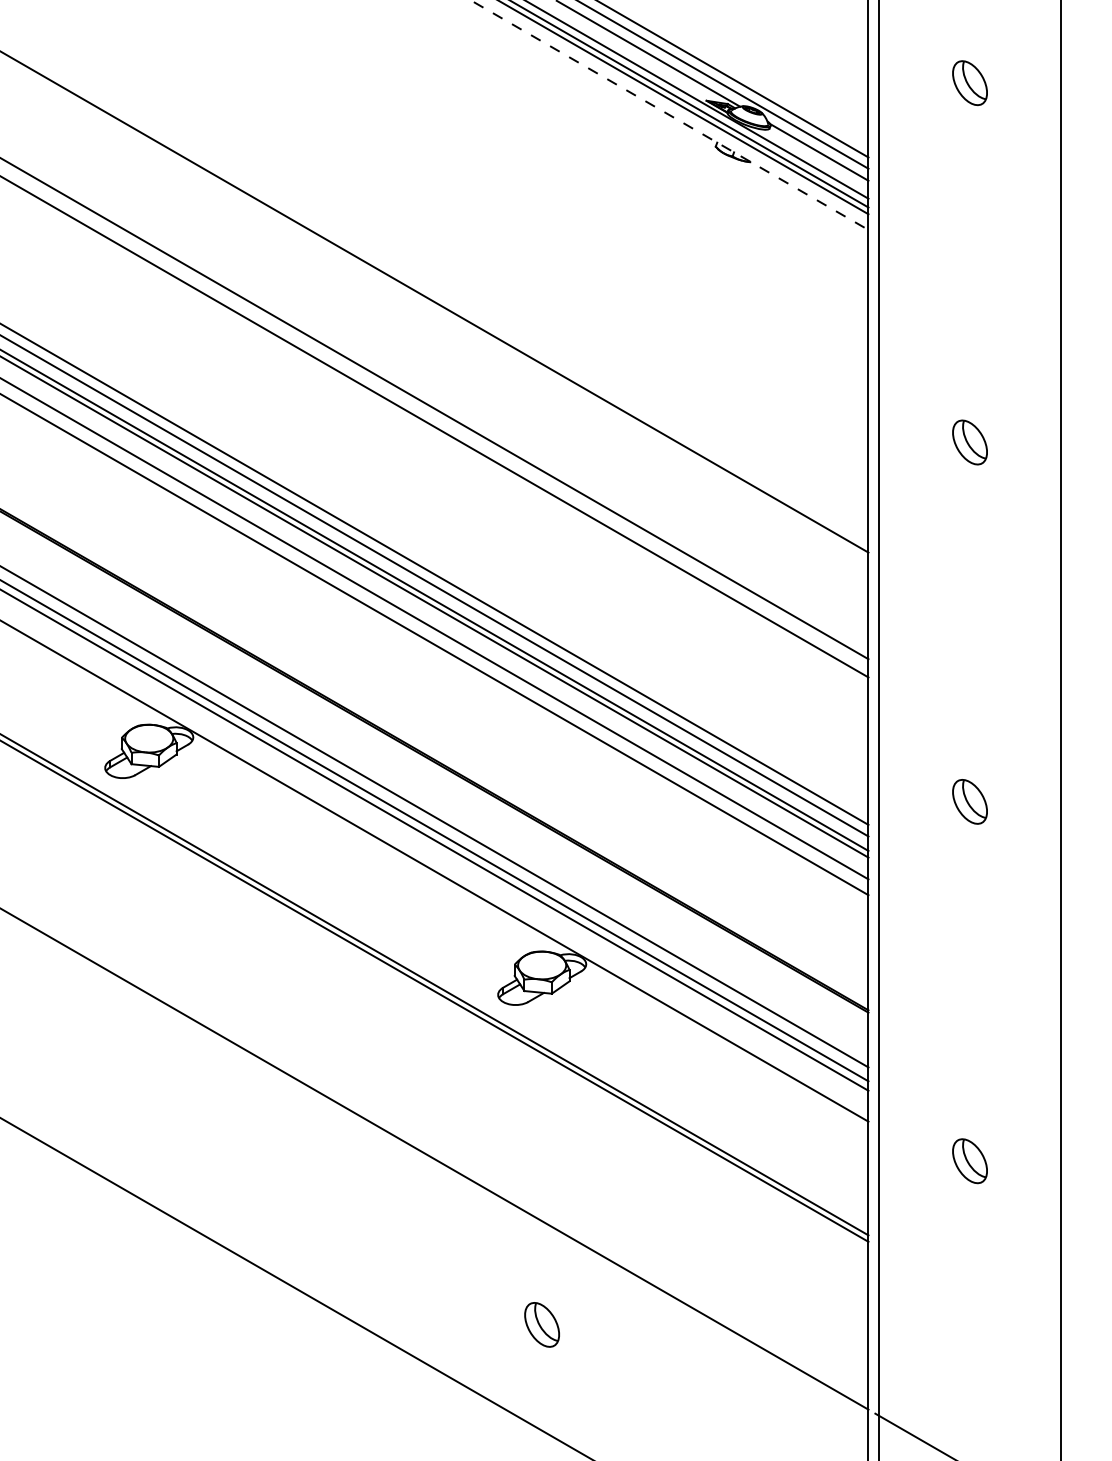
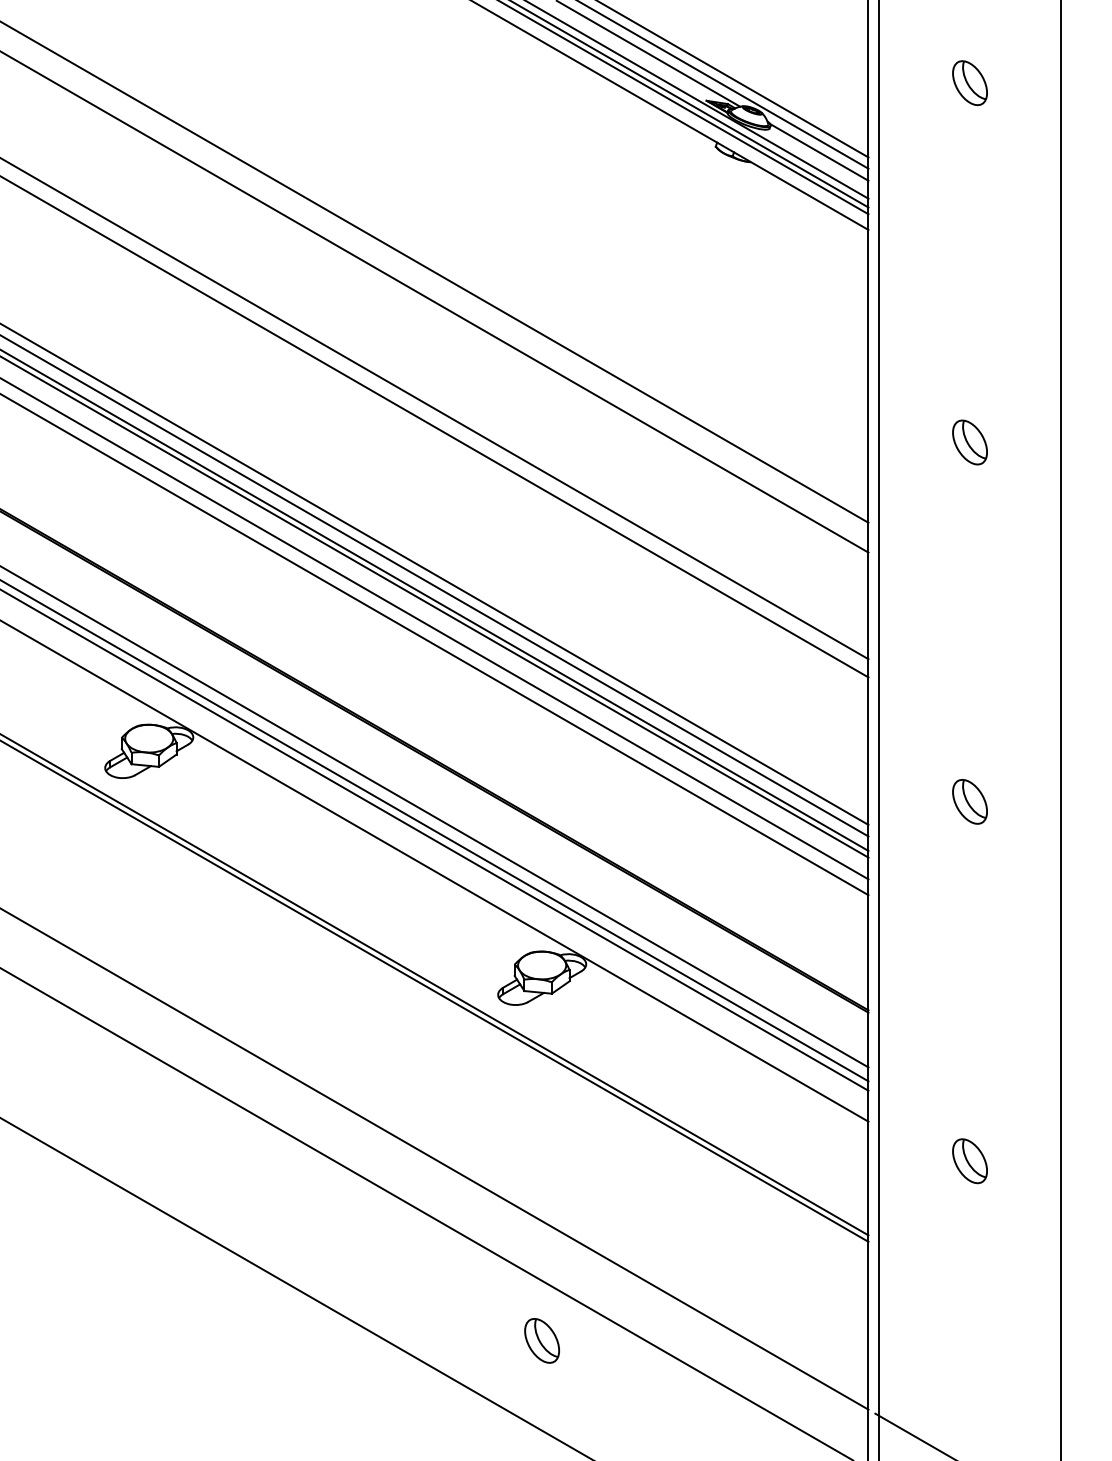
line: dashed -> solid (669, 115)
line: none -> present (435, 272)
line: none -> present (425, 1213)
part position: (541, 1324) -> (541, 1340) (541, 1340)
